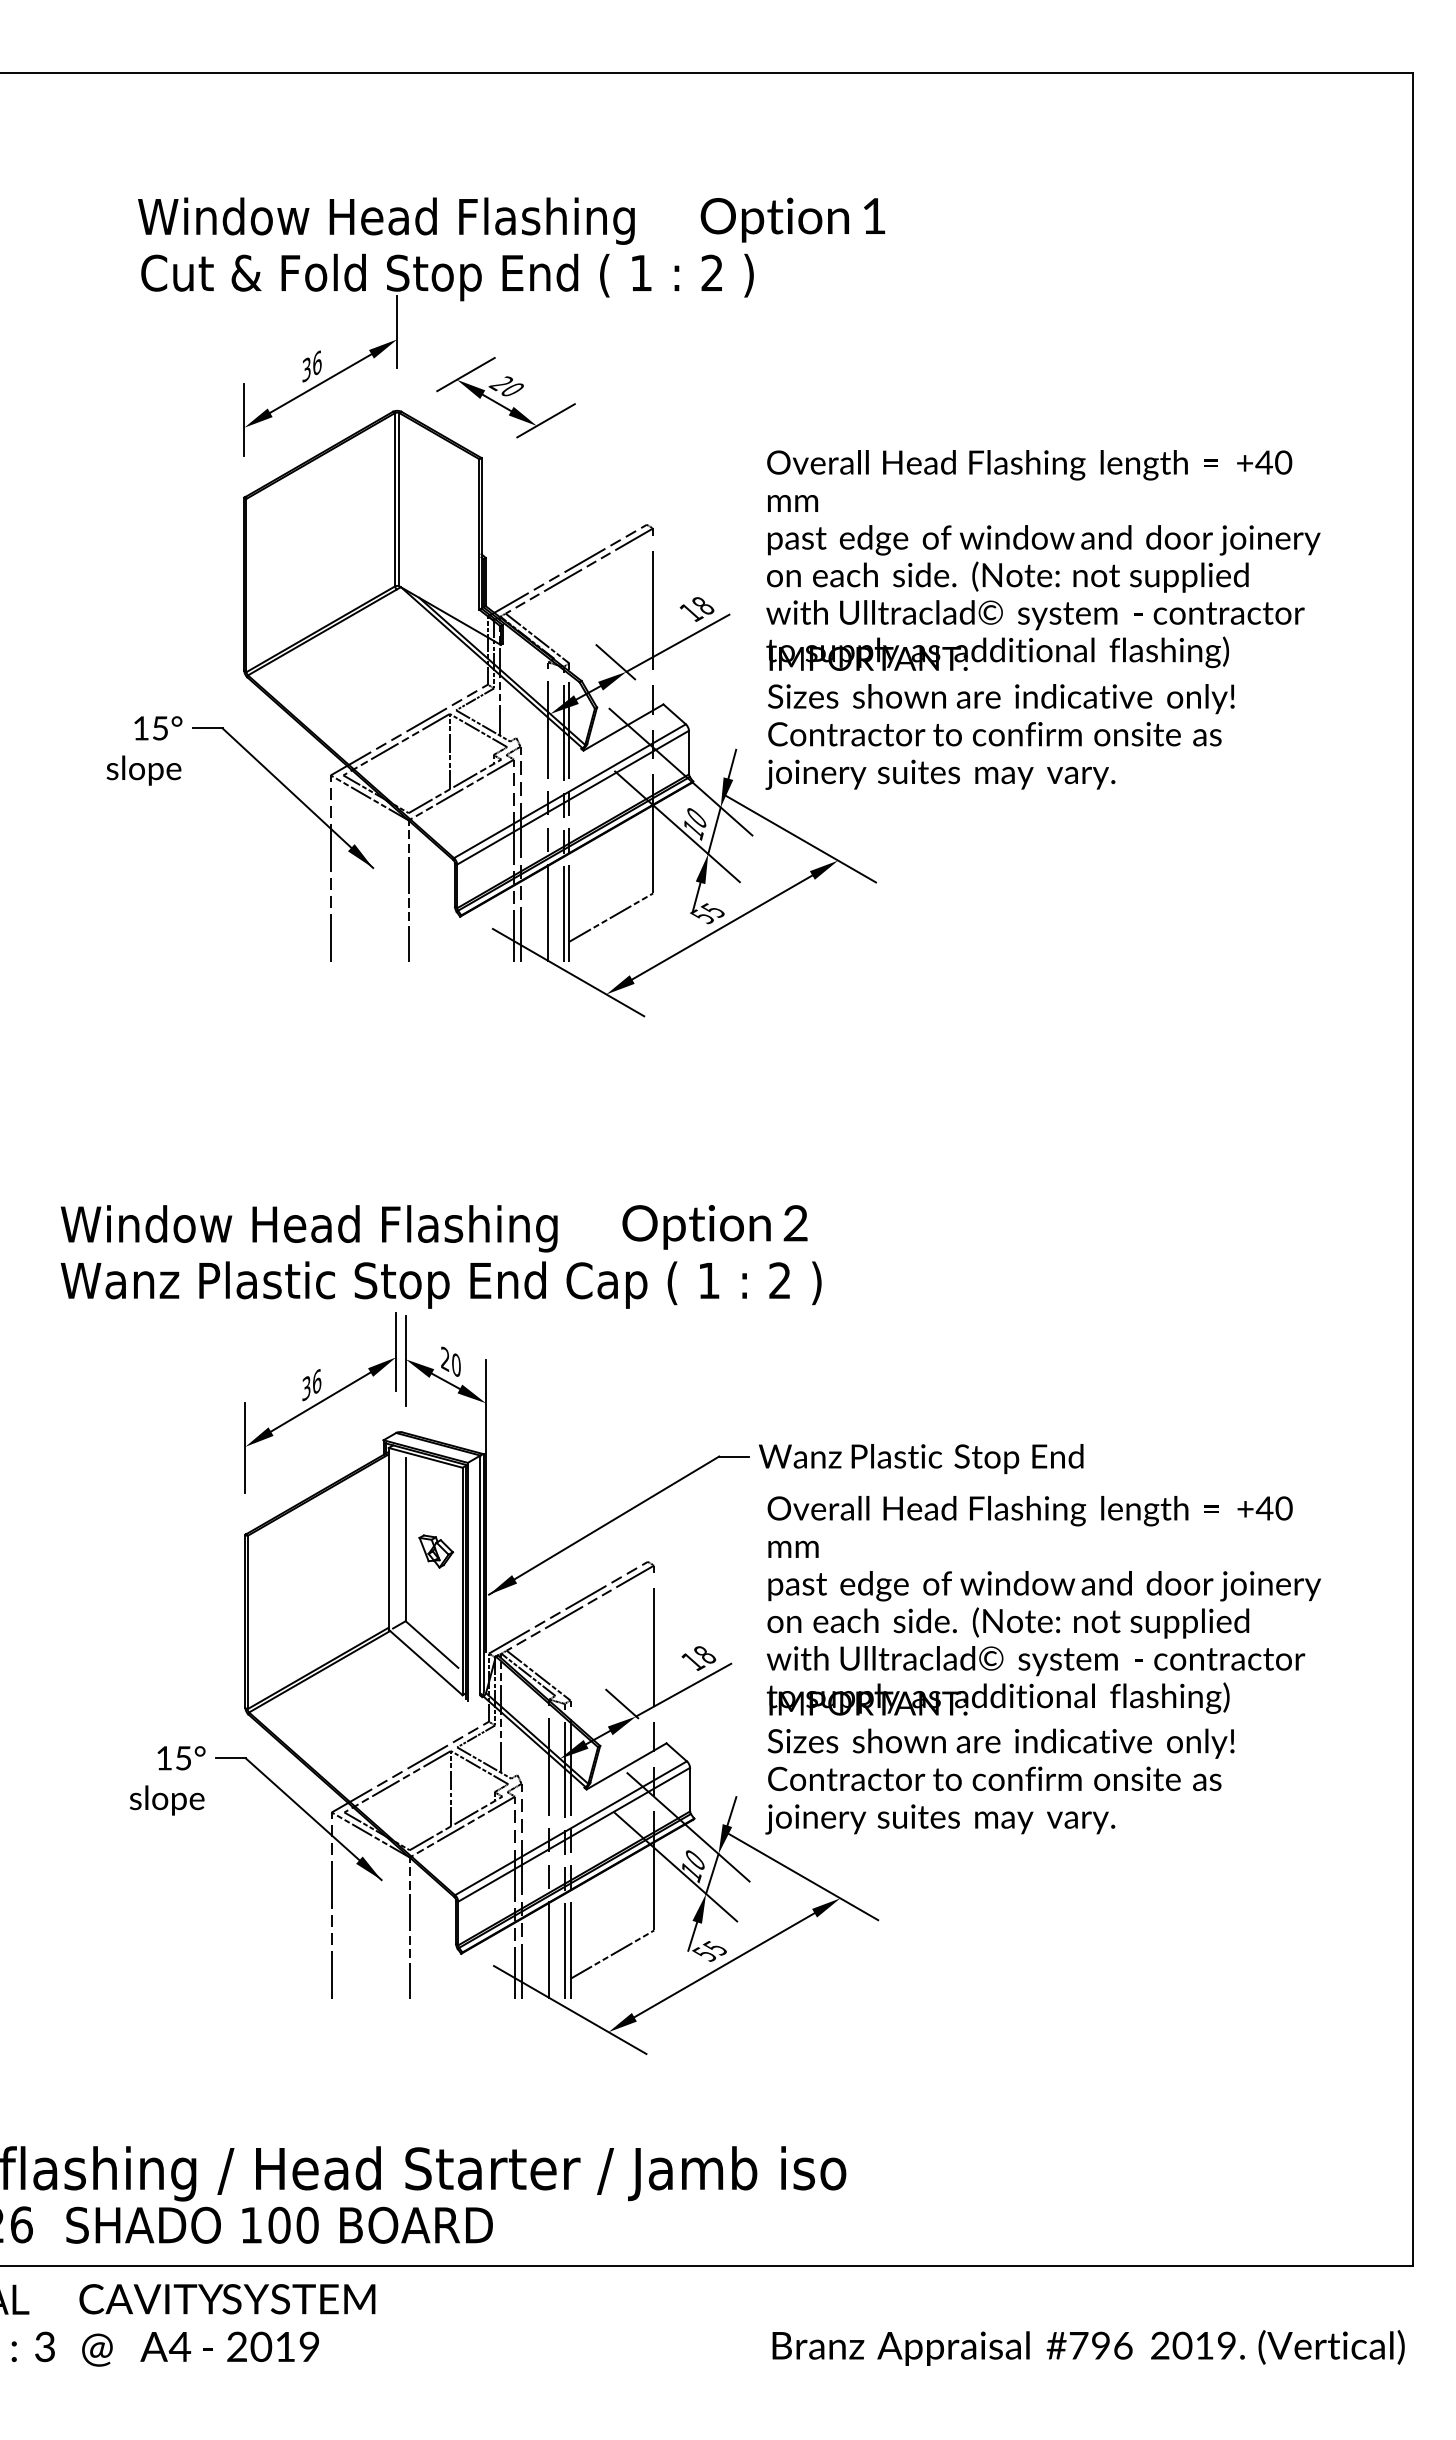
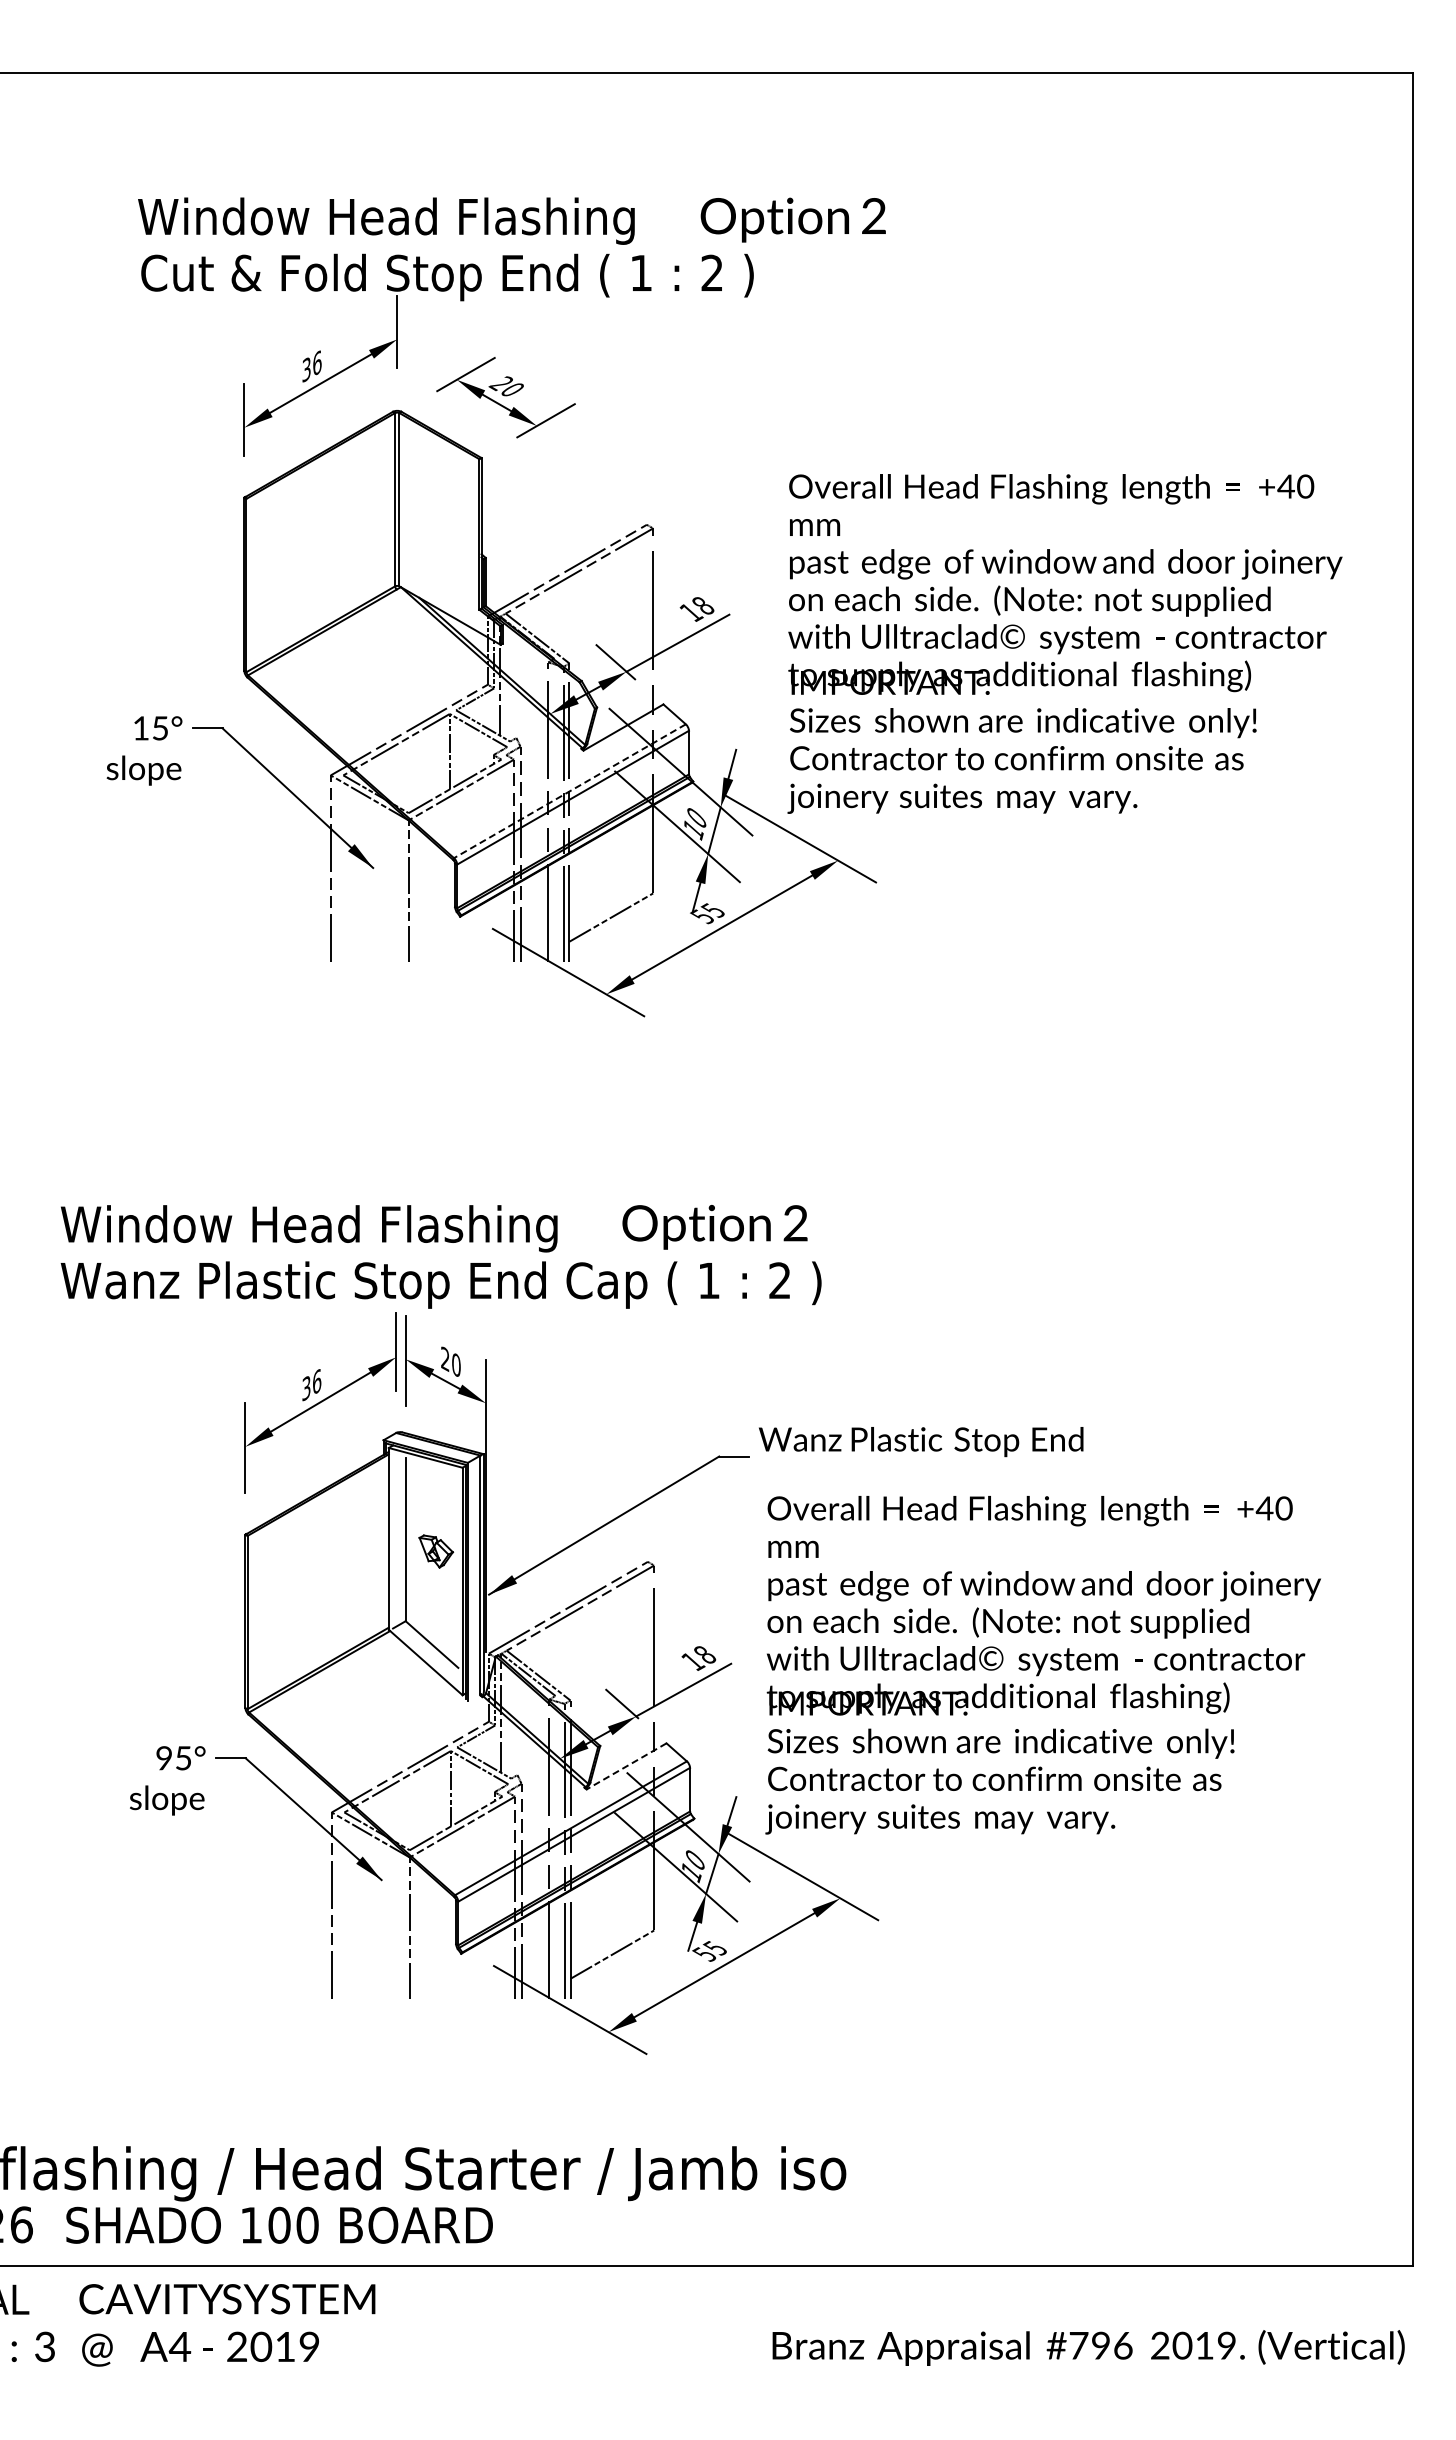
text: 1 -> 2 (873, 215)
text position: (1042, 619) -> (1064, 643) (1064, 643)
line: solid -> dashed (569, 791)
text position: (921, 1459) -> (921, 1442) (921, 1442)
text: 15° -> 95° (163, 1758)
line: solid -> dashed (626, 1766)
